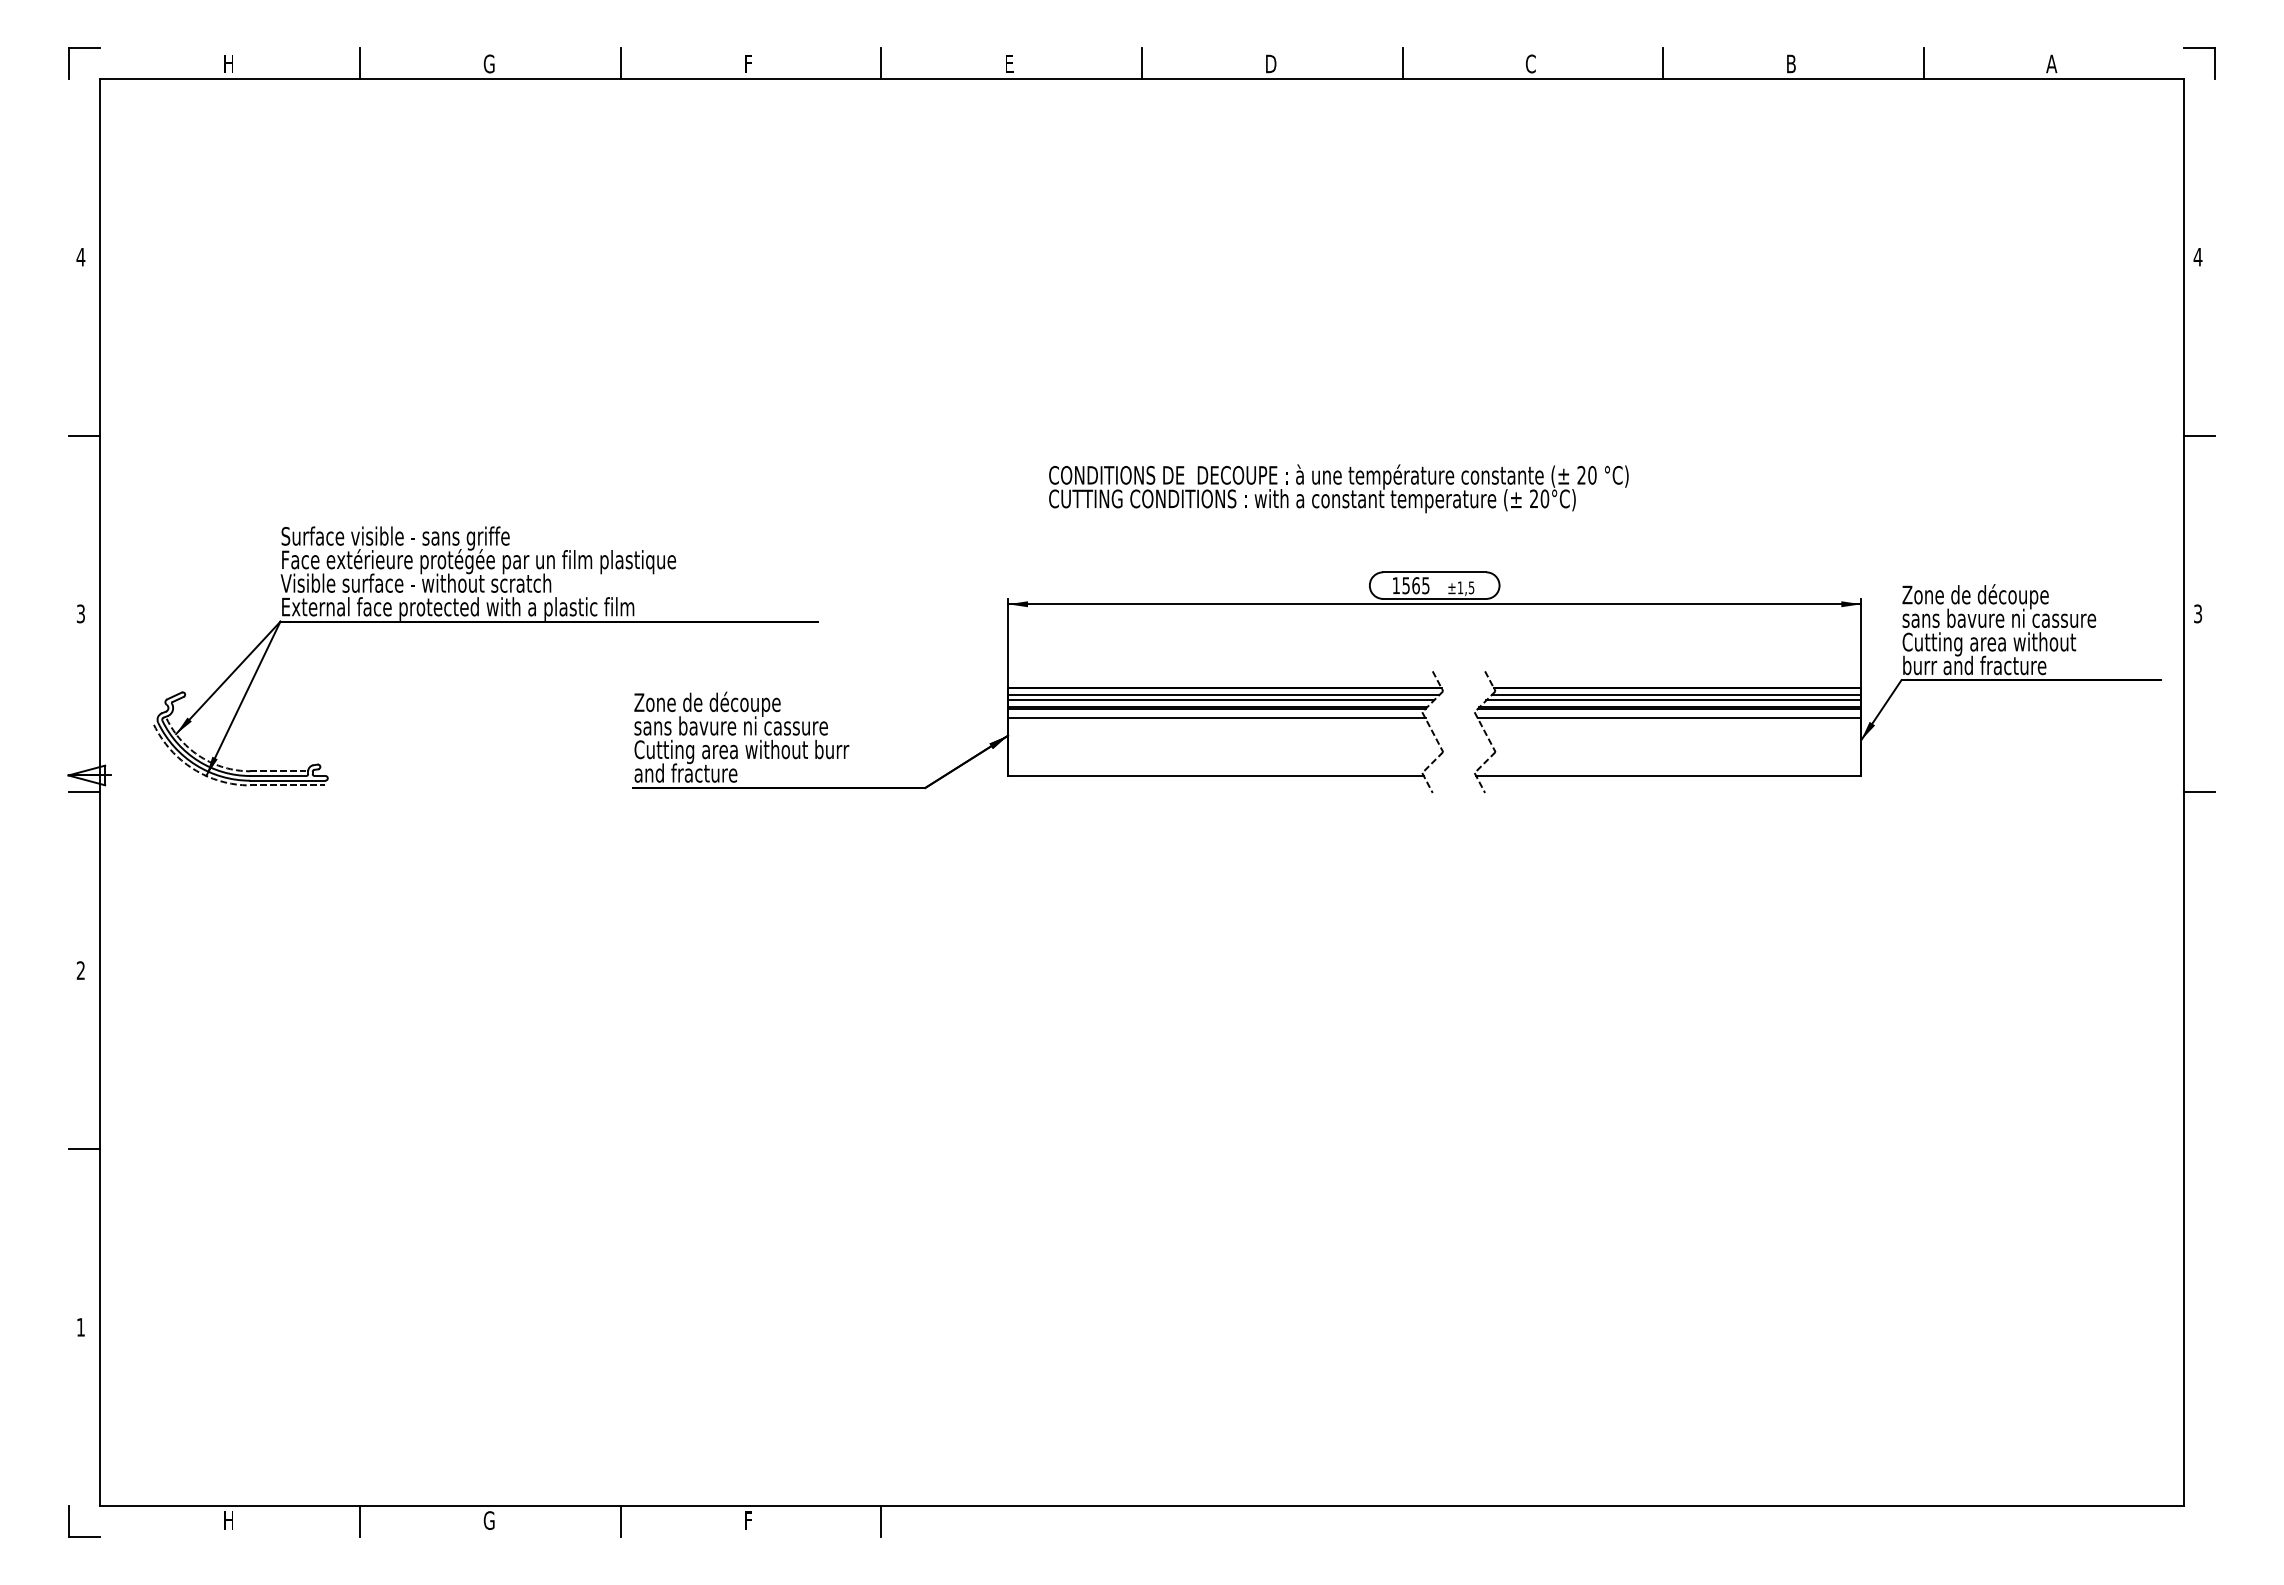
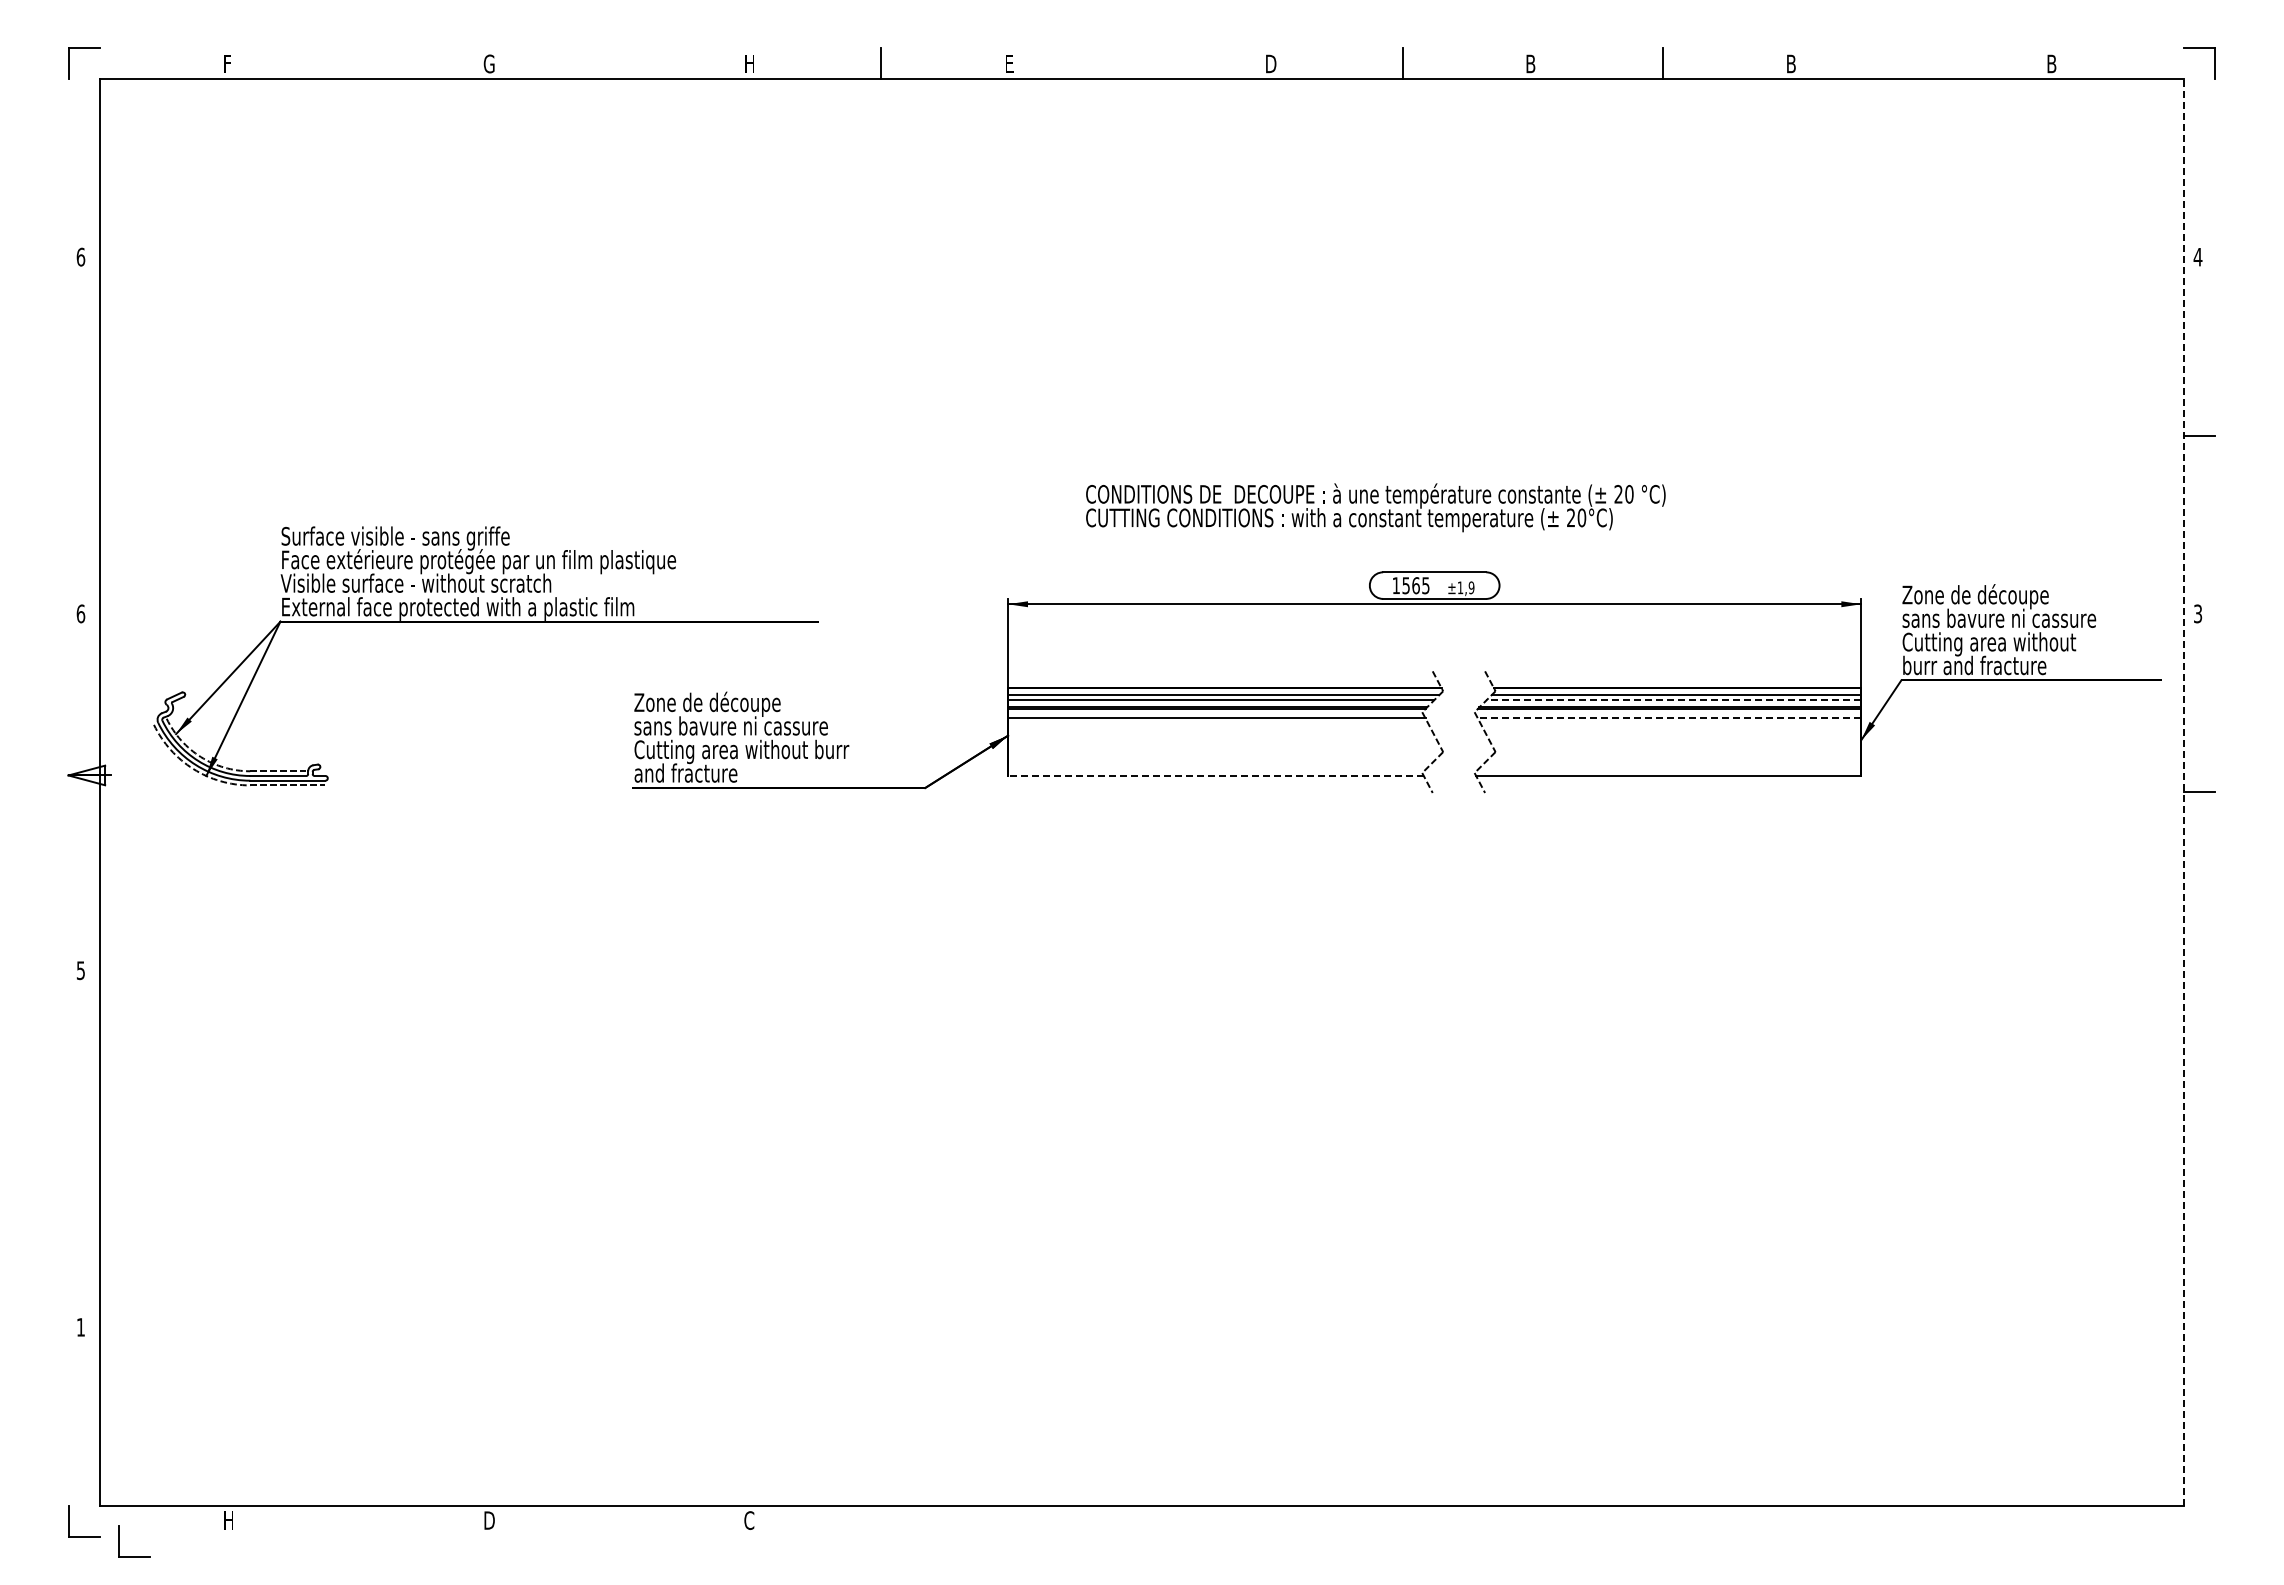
text: H -> F (229, 63)
line: present -> none (360, 63)
line: present -> none (620, 63)
text: F -> H (750, 63)
line: present -> none (1141, 63)
text: C -> B (1530, 63)
line: present -> none (1923, 63)
text: A -> B (2051, 63)
text: 4 -> 6 (80, 256)
line: present -> none (83, 435)
text position: (1338, 488) -> (1375, 507) (1375, 507)
text: ±1,5 -> ±1,9 (1471, 587)
text: 3 -> 6 (80, 613)
line: solid -> dashed (1673, 700)
line: solid -> dashed (1669, 718)
line: solid -> dashed (1216, 776)
line: present -> none (83, 792)
line: solid -> dashed (2184, 792)
text: 2 -> 5 (80, 970)
line: present -> none (83, 1149)
text: G -> D (488, 1520)
text: F -> C (749, 1520)
line: present -> none (360, 1521)
line: present -> none (620, 1521)
line: present -> none (881, 1521)
part: none -> present (119, 1541)
